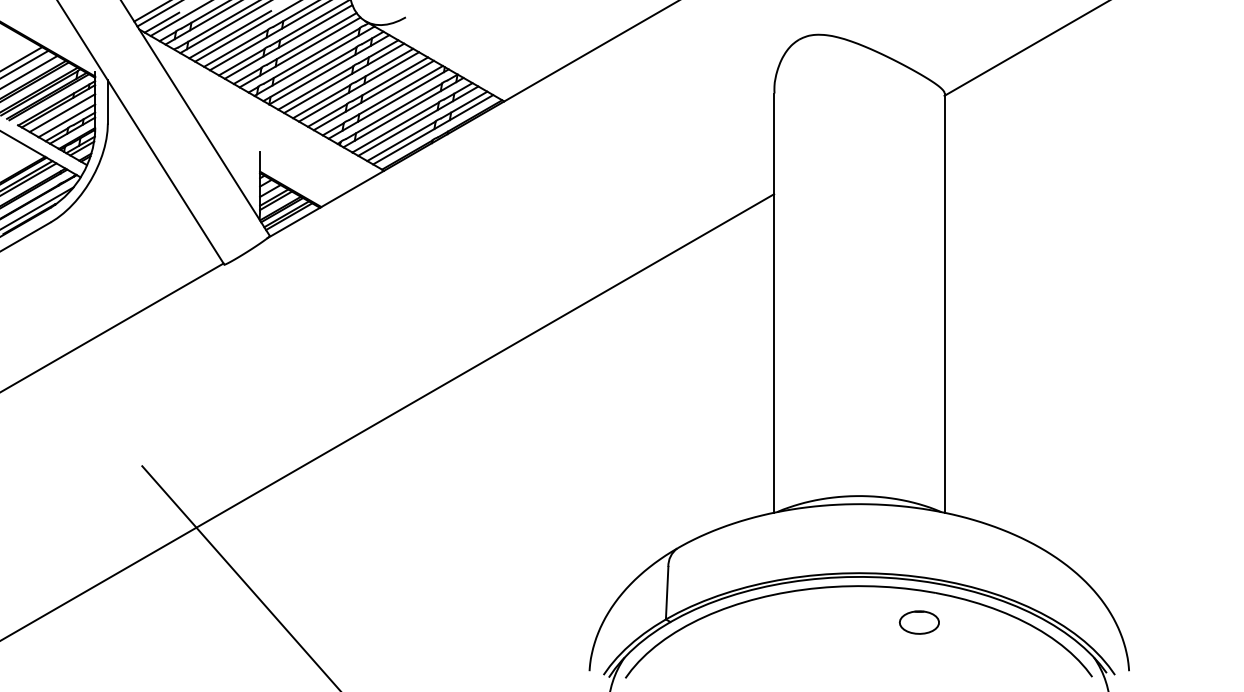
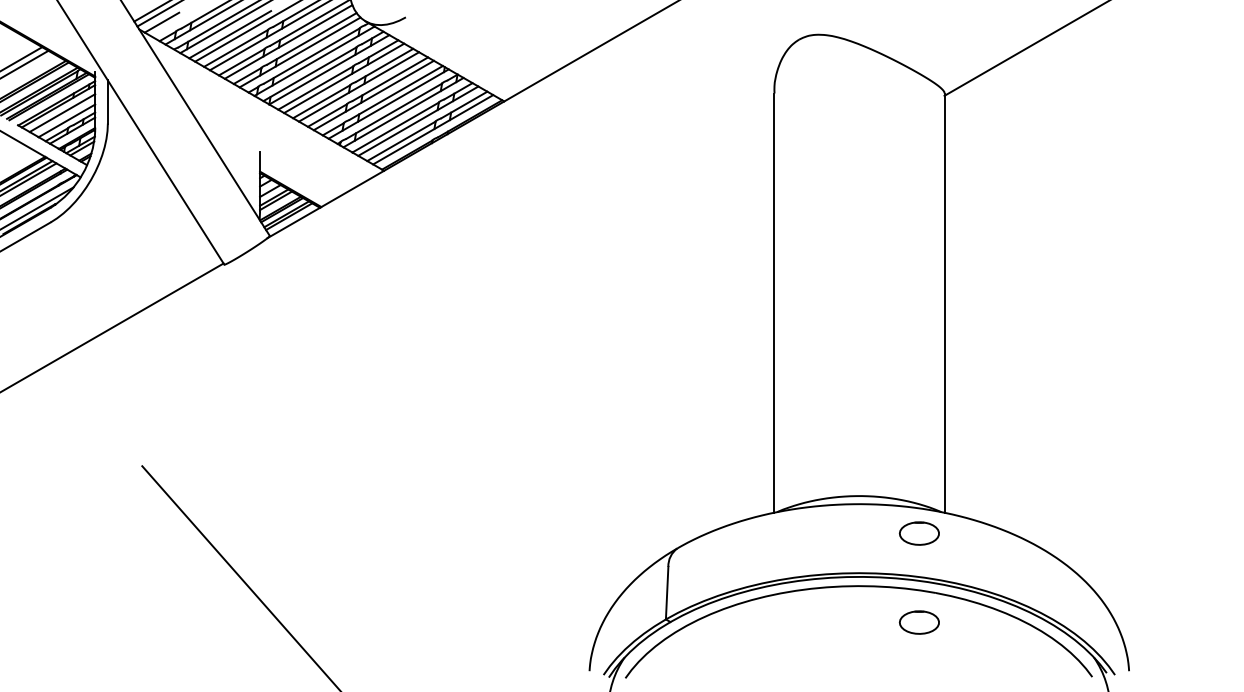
line: present -> none (179, 18)
line: present -> none (29, 71)
line: present -> none (388, 416)
part: none -> present (918, 533)
